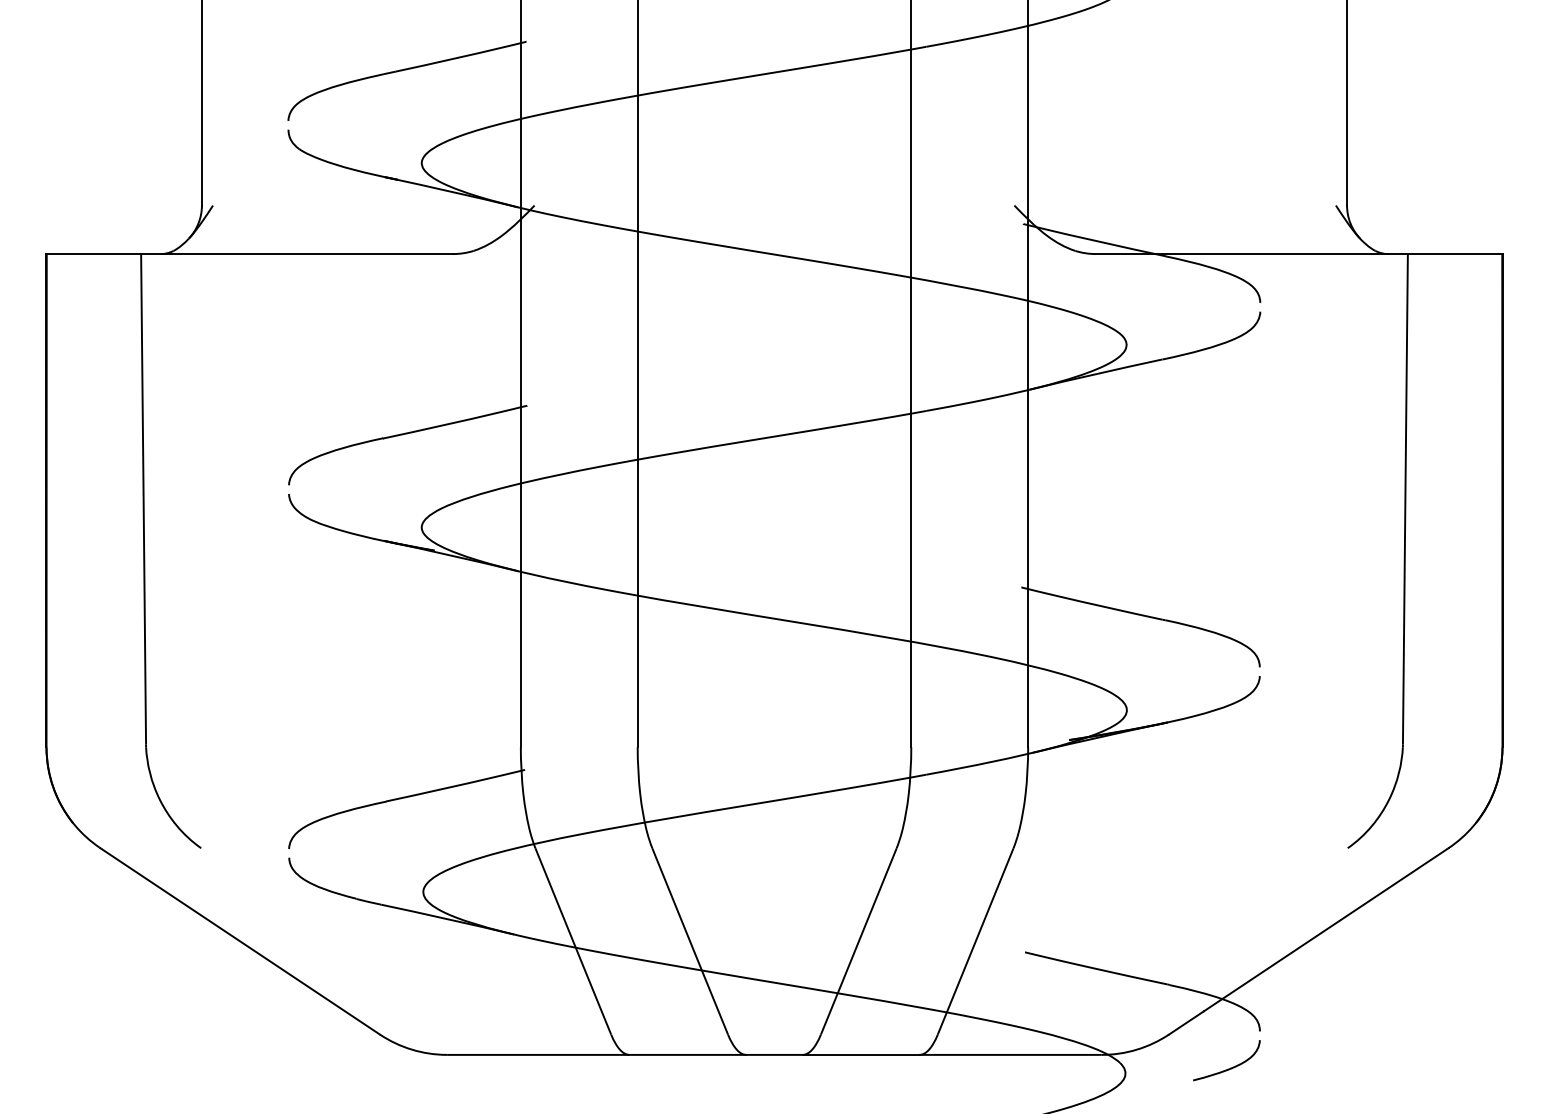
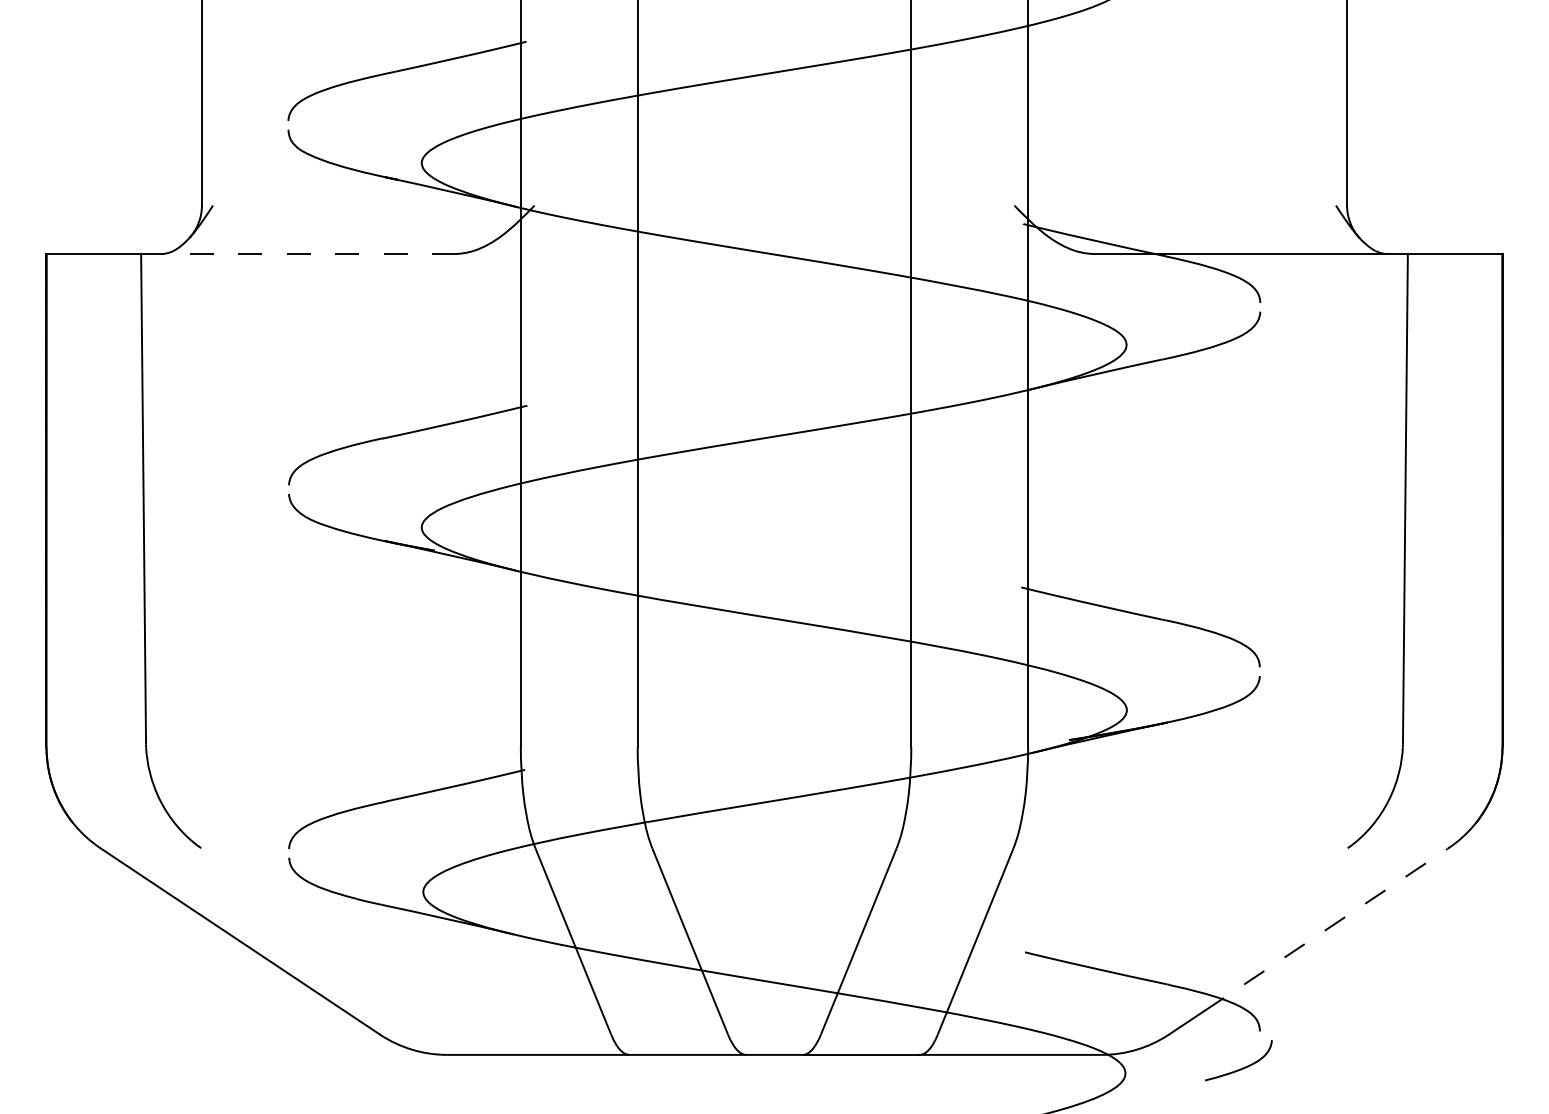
line: solid -> dashed (297, 254)
line: solid -> dashed (1325, 930)
curve position: (1230, 1067) -> (1242, 1067) (1242, 1067)
